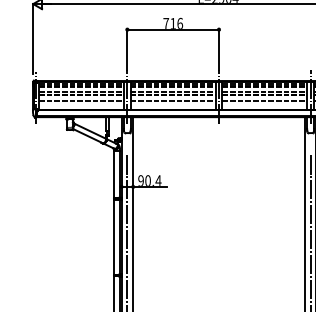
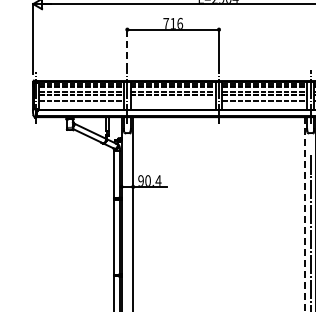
line: solid -> dashed (127, 49)
line: present -> none (172, 100)
line: solid -> dashed (304, 214)
line: present -> none (127, 231)
